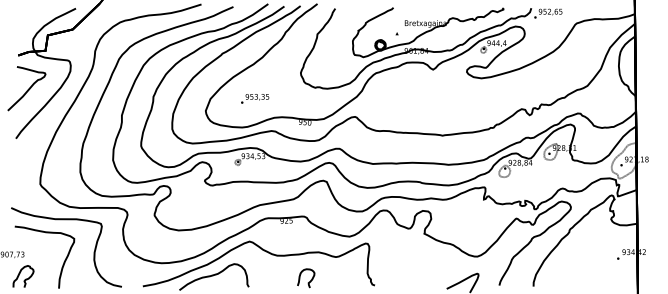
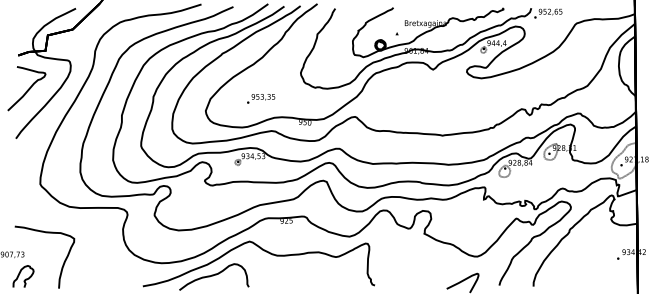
text position: (255, 98) -> (261, 98) (261, 98)
curve: present -> none (66, 220)
curve: present -> none (309, 281)
